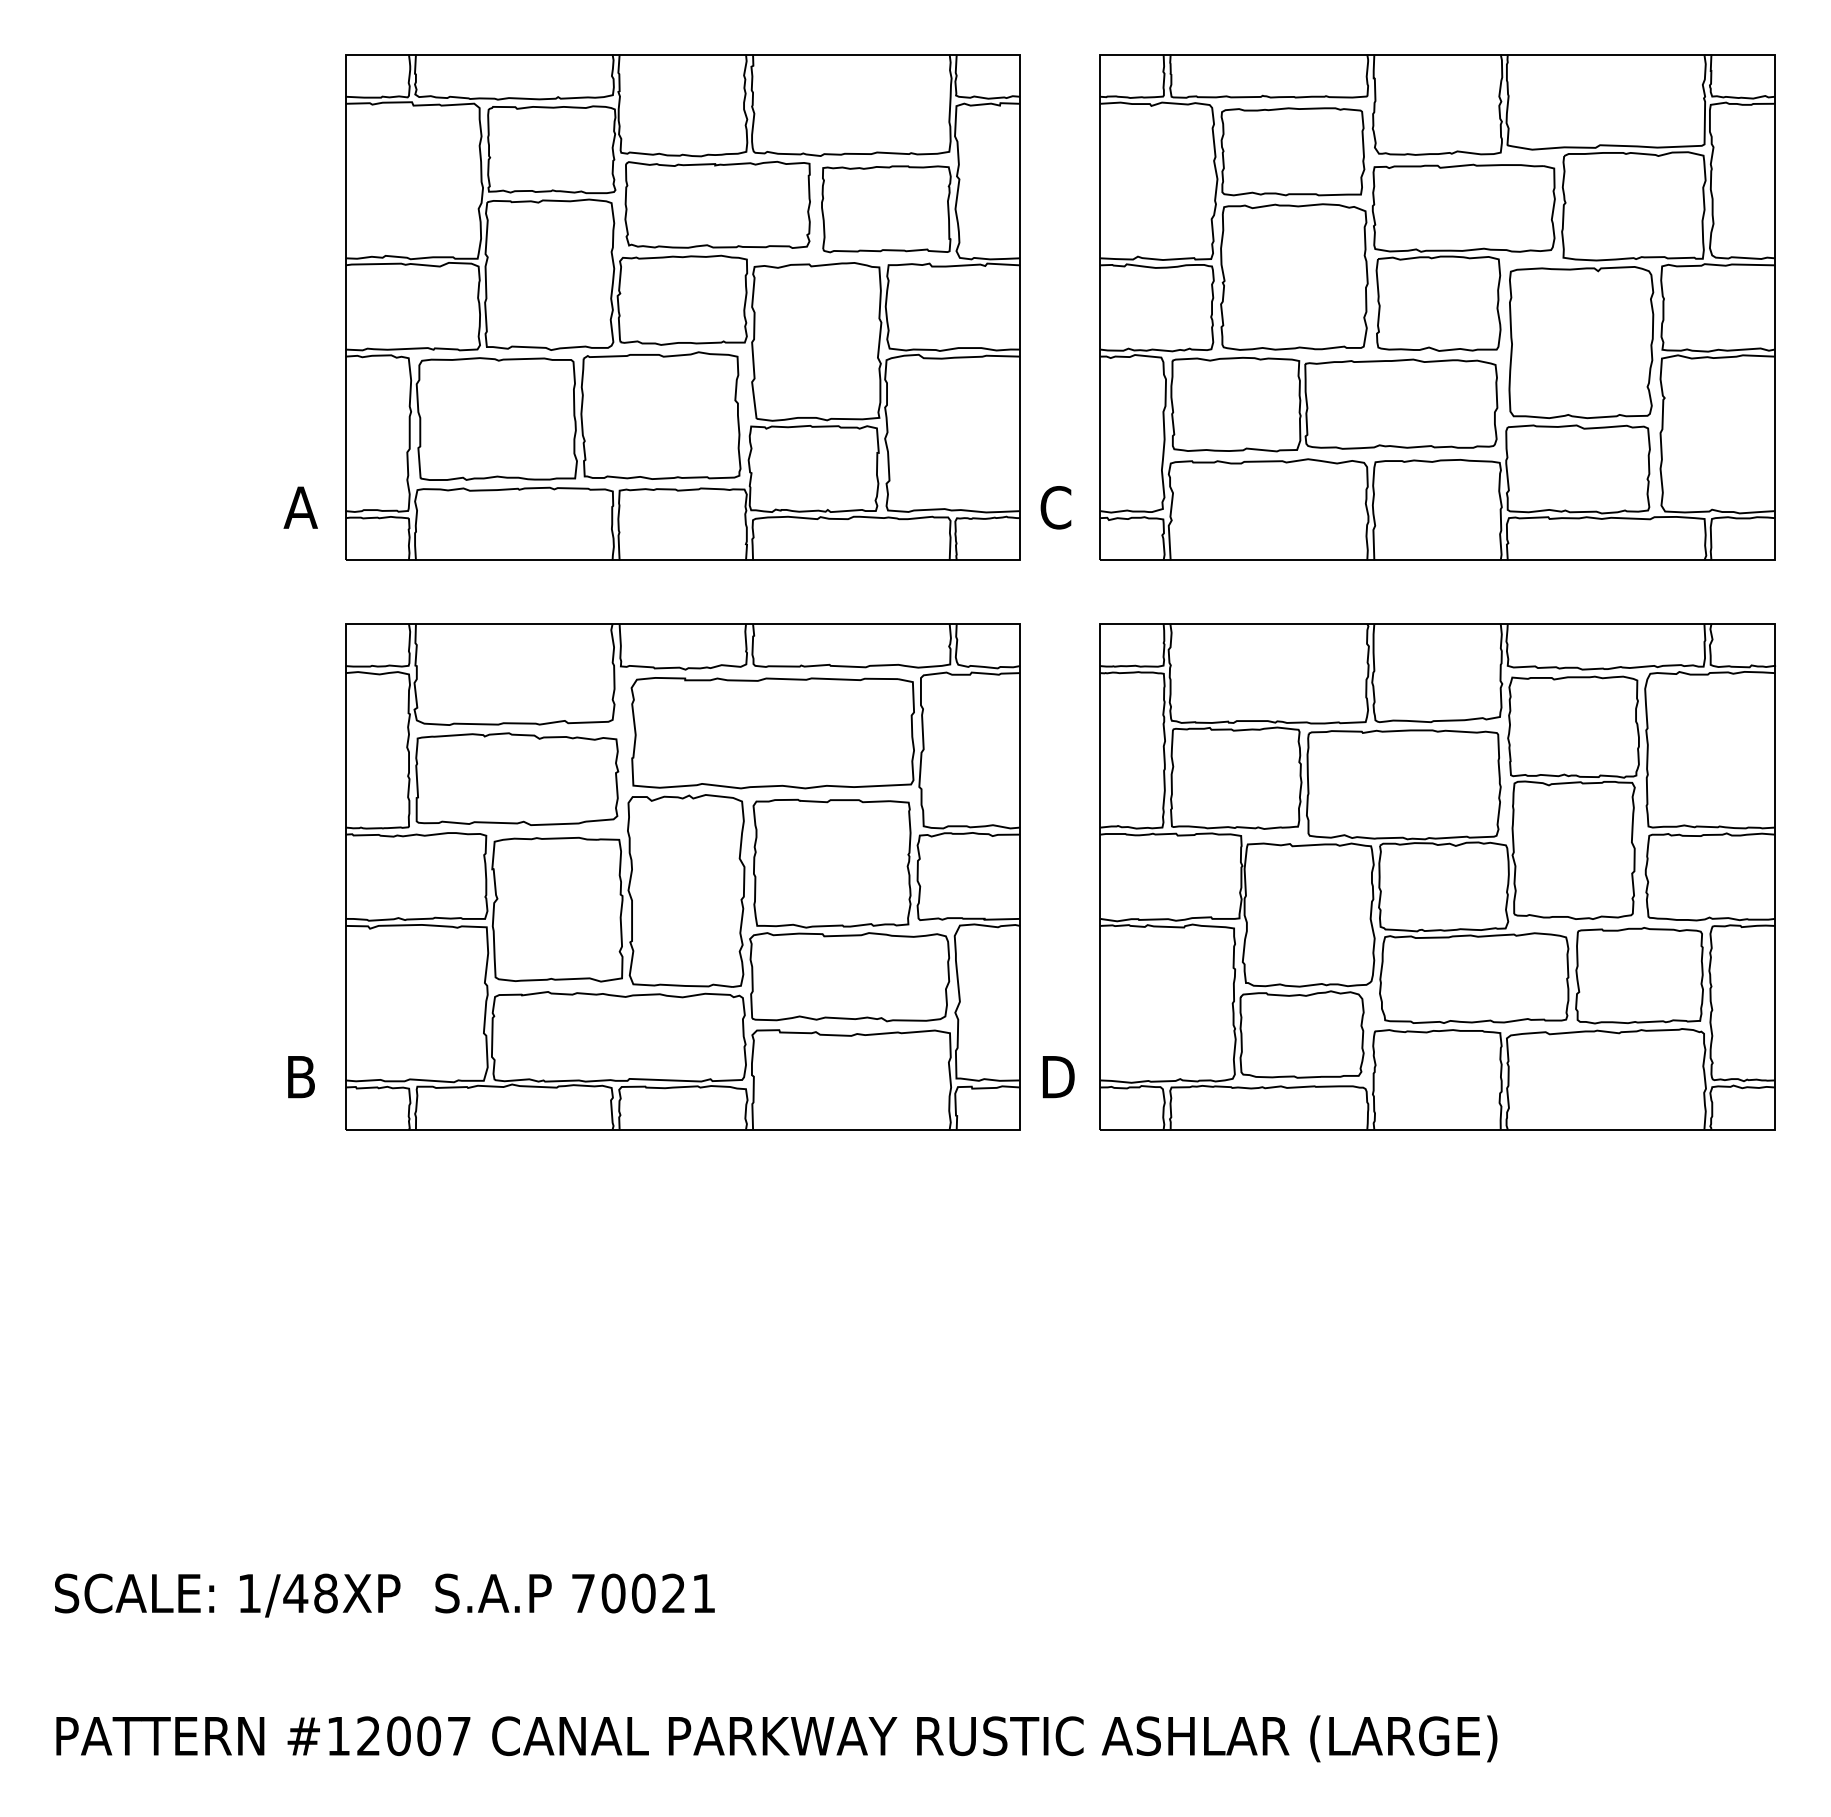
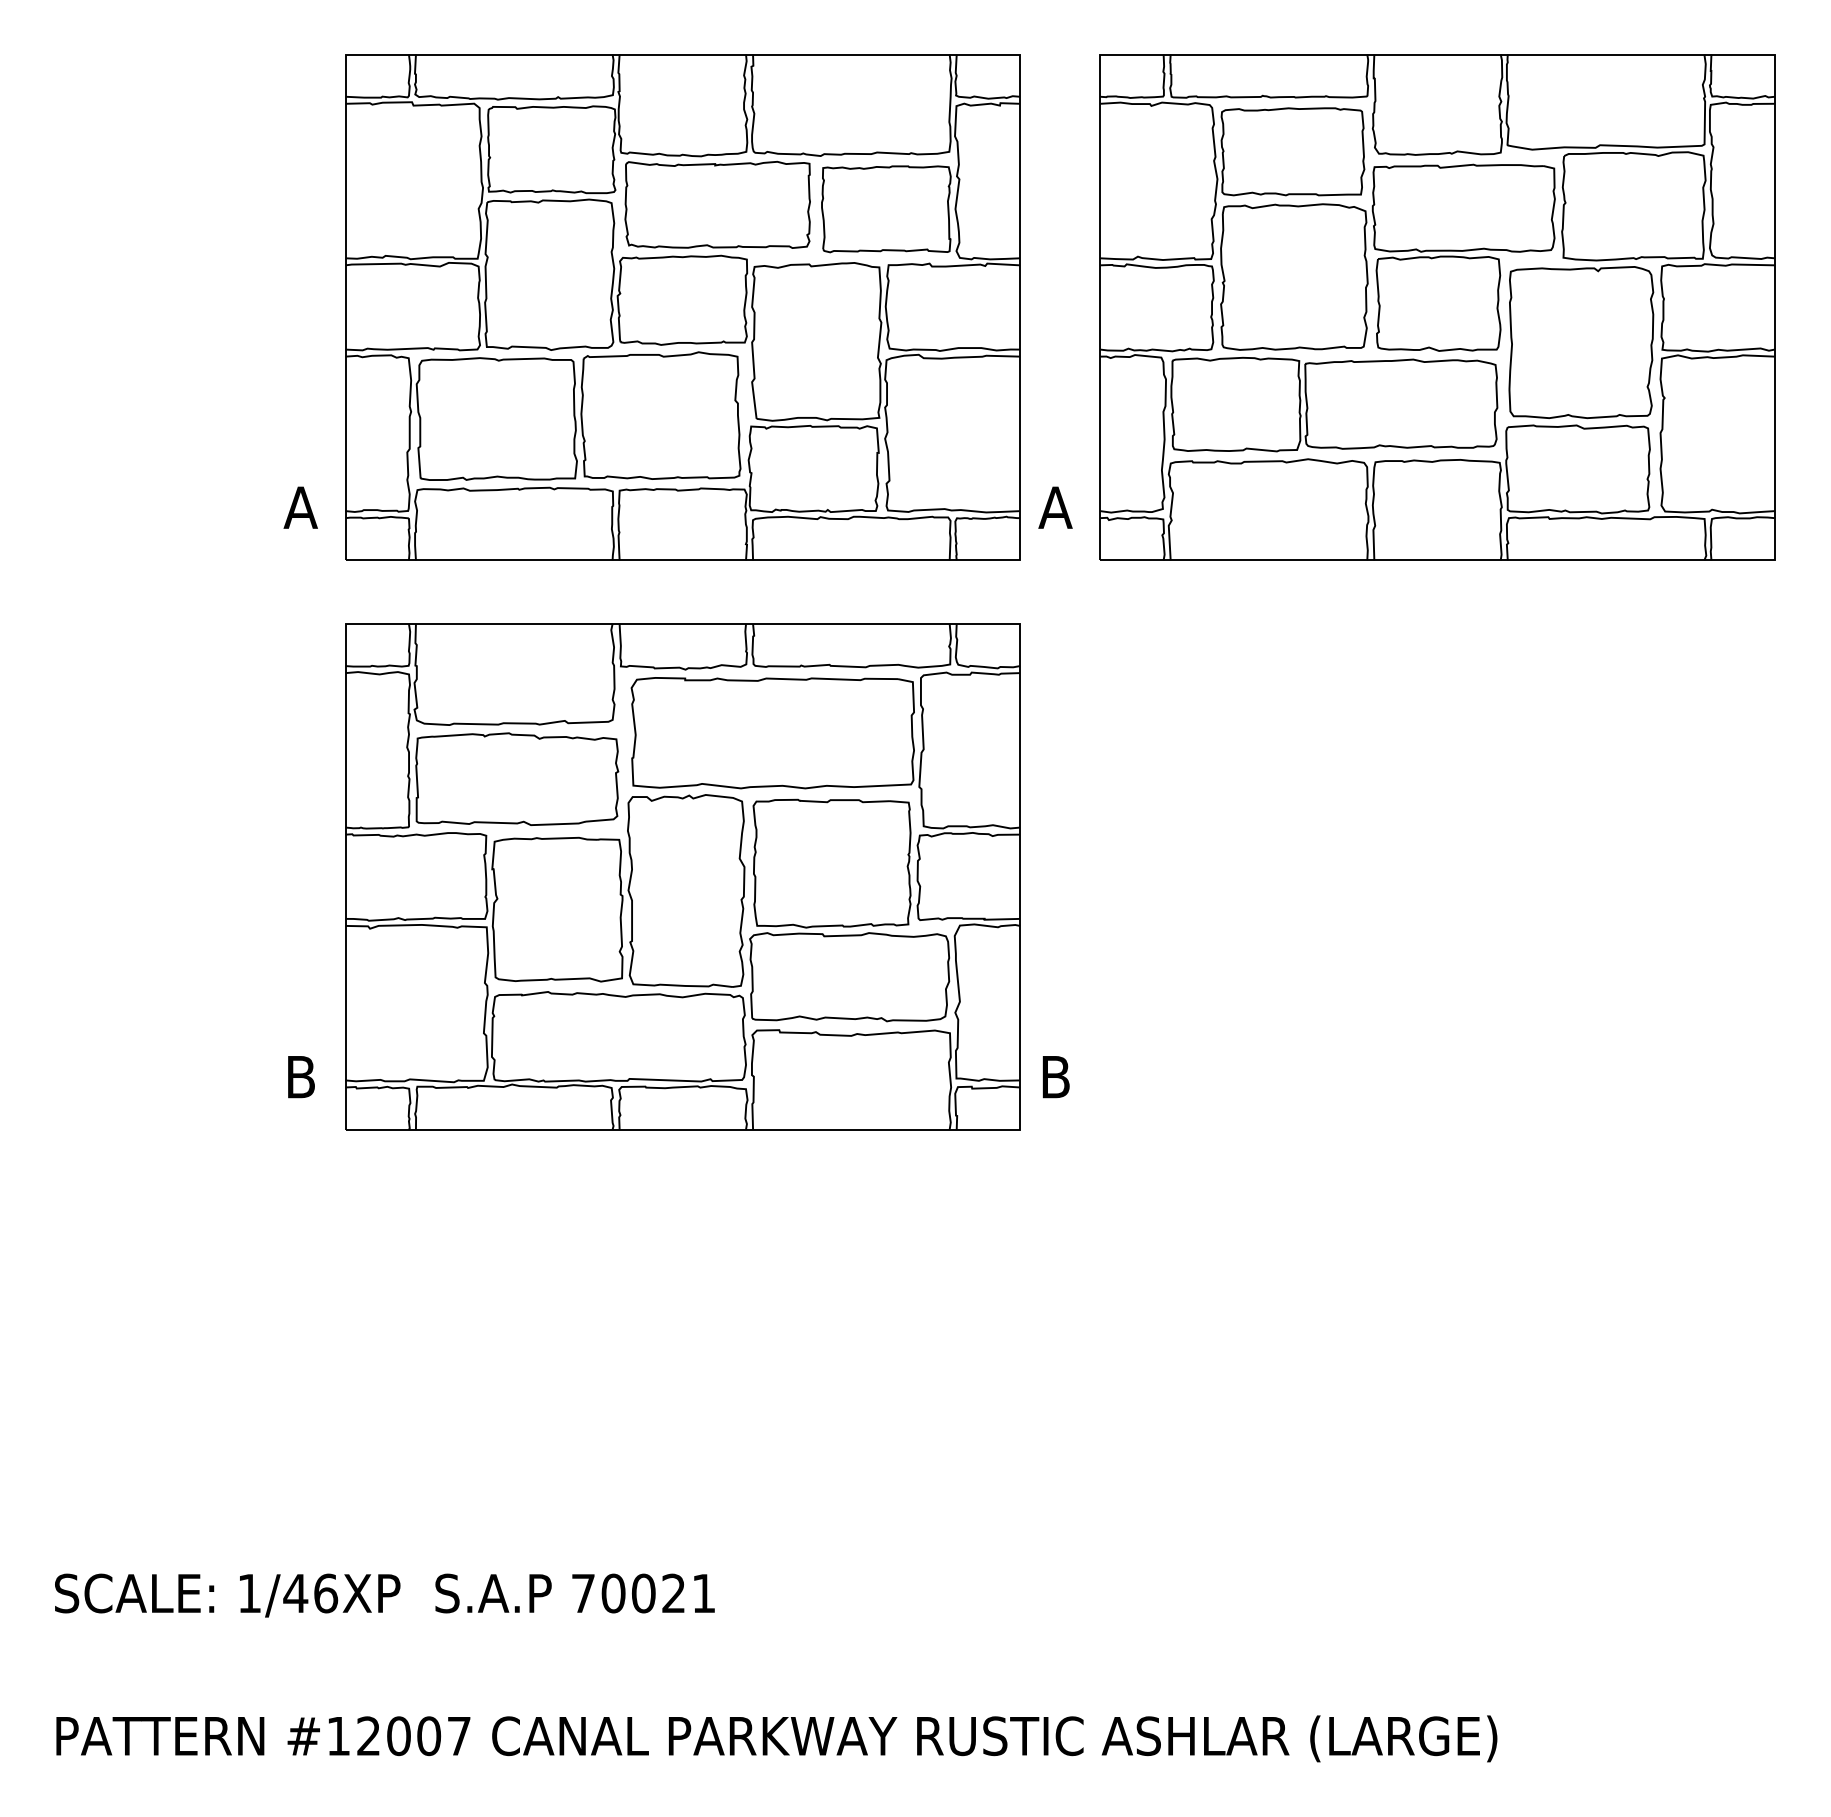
text: C -> A (1055, 507)
part: present -> none (1437, 876)
text: D -> B (1061, 1077)
text: 1/48XP -> 1/46XP (326, 1593)
